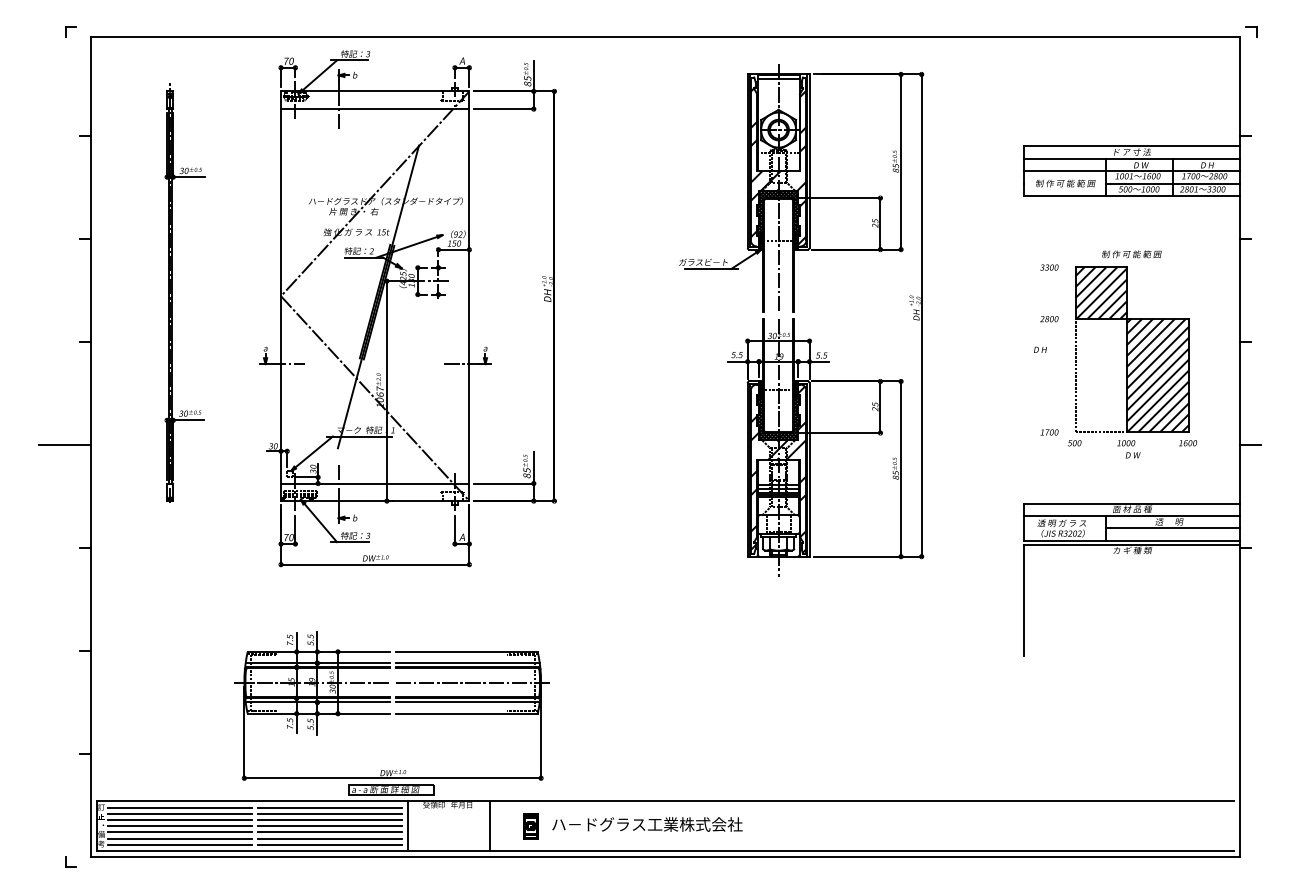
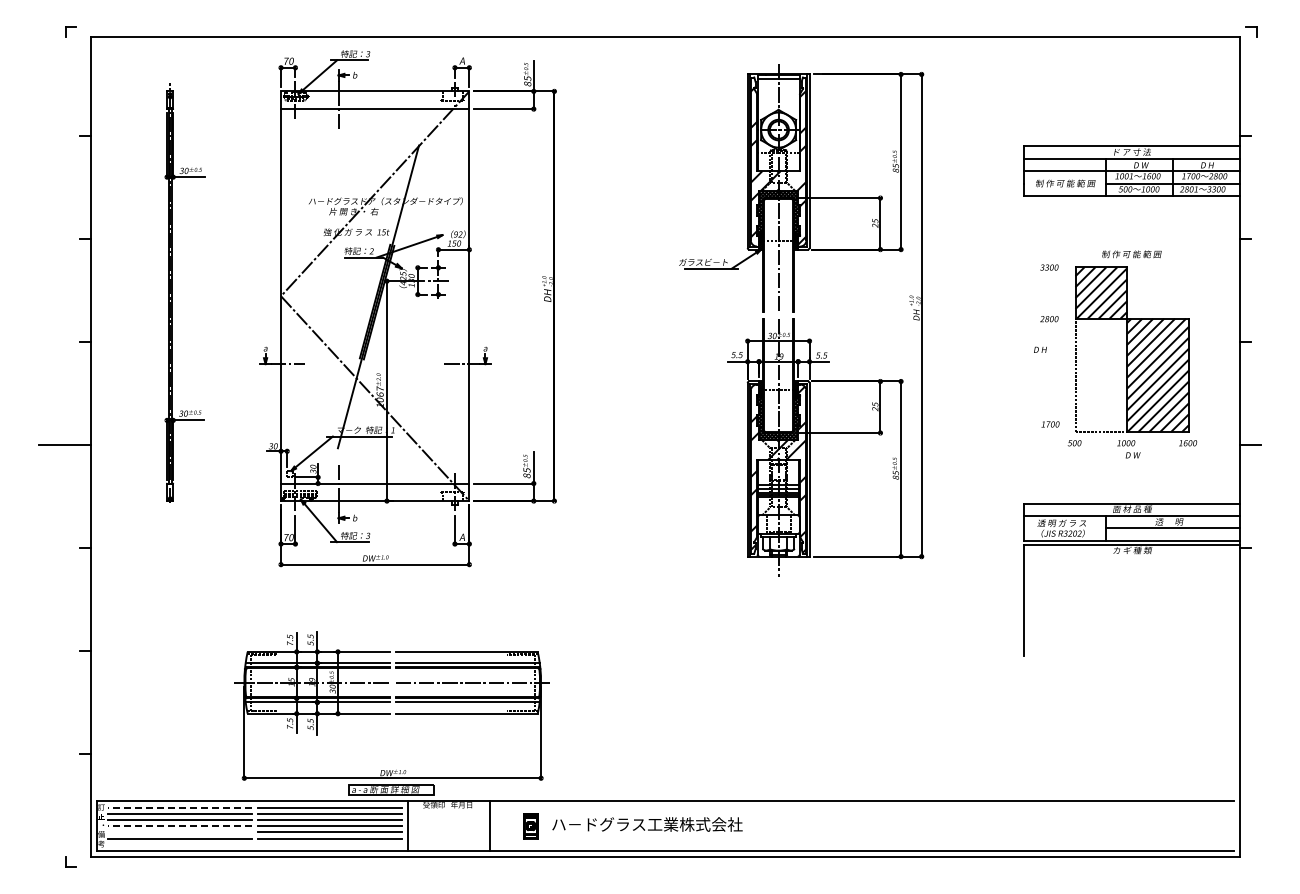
text position: (1049, 432) -> (1050, 424) (1050, 424)
line: solid -> dashed (179, 807)
line: solid -> dashed (179, 826)
line: present -> none (179, 832)
line: present -> none (179, 844)
line: present -> none (329, 844)
